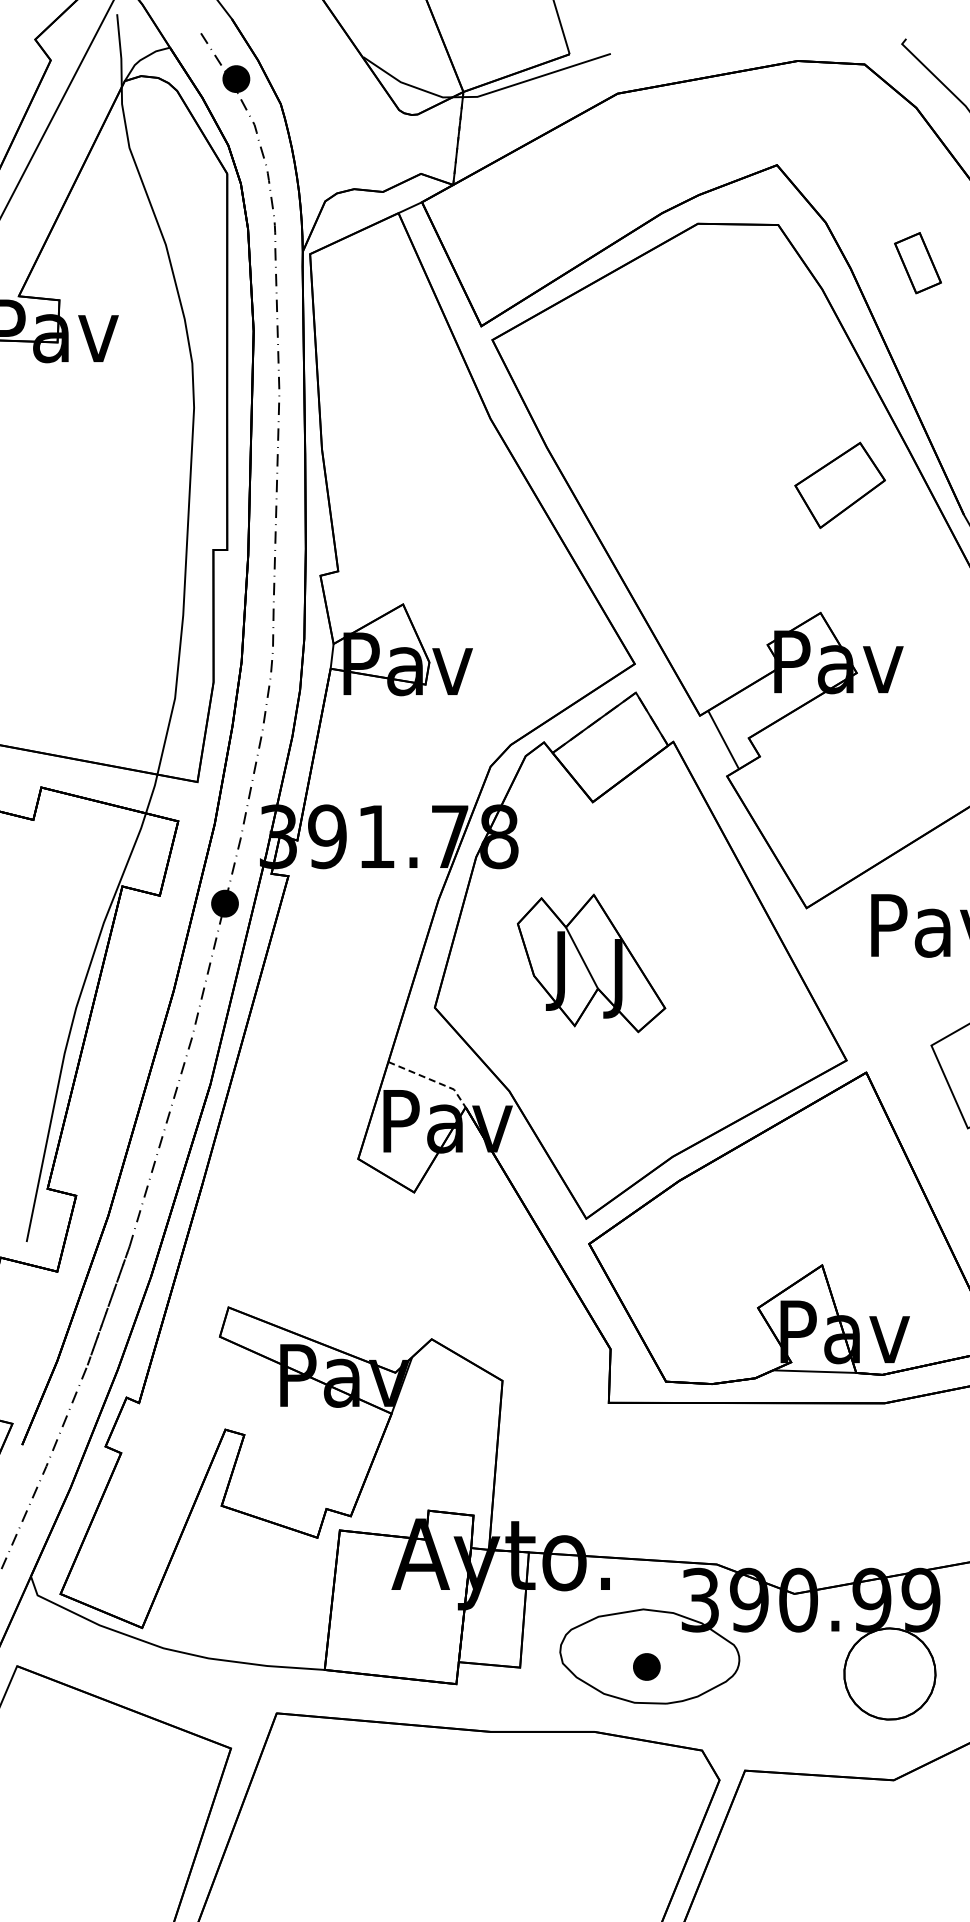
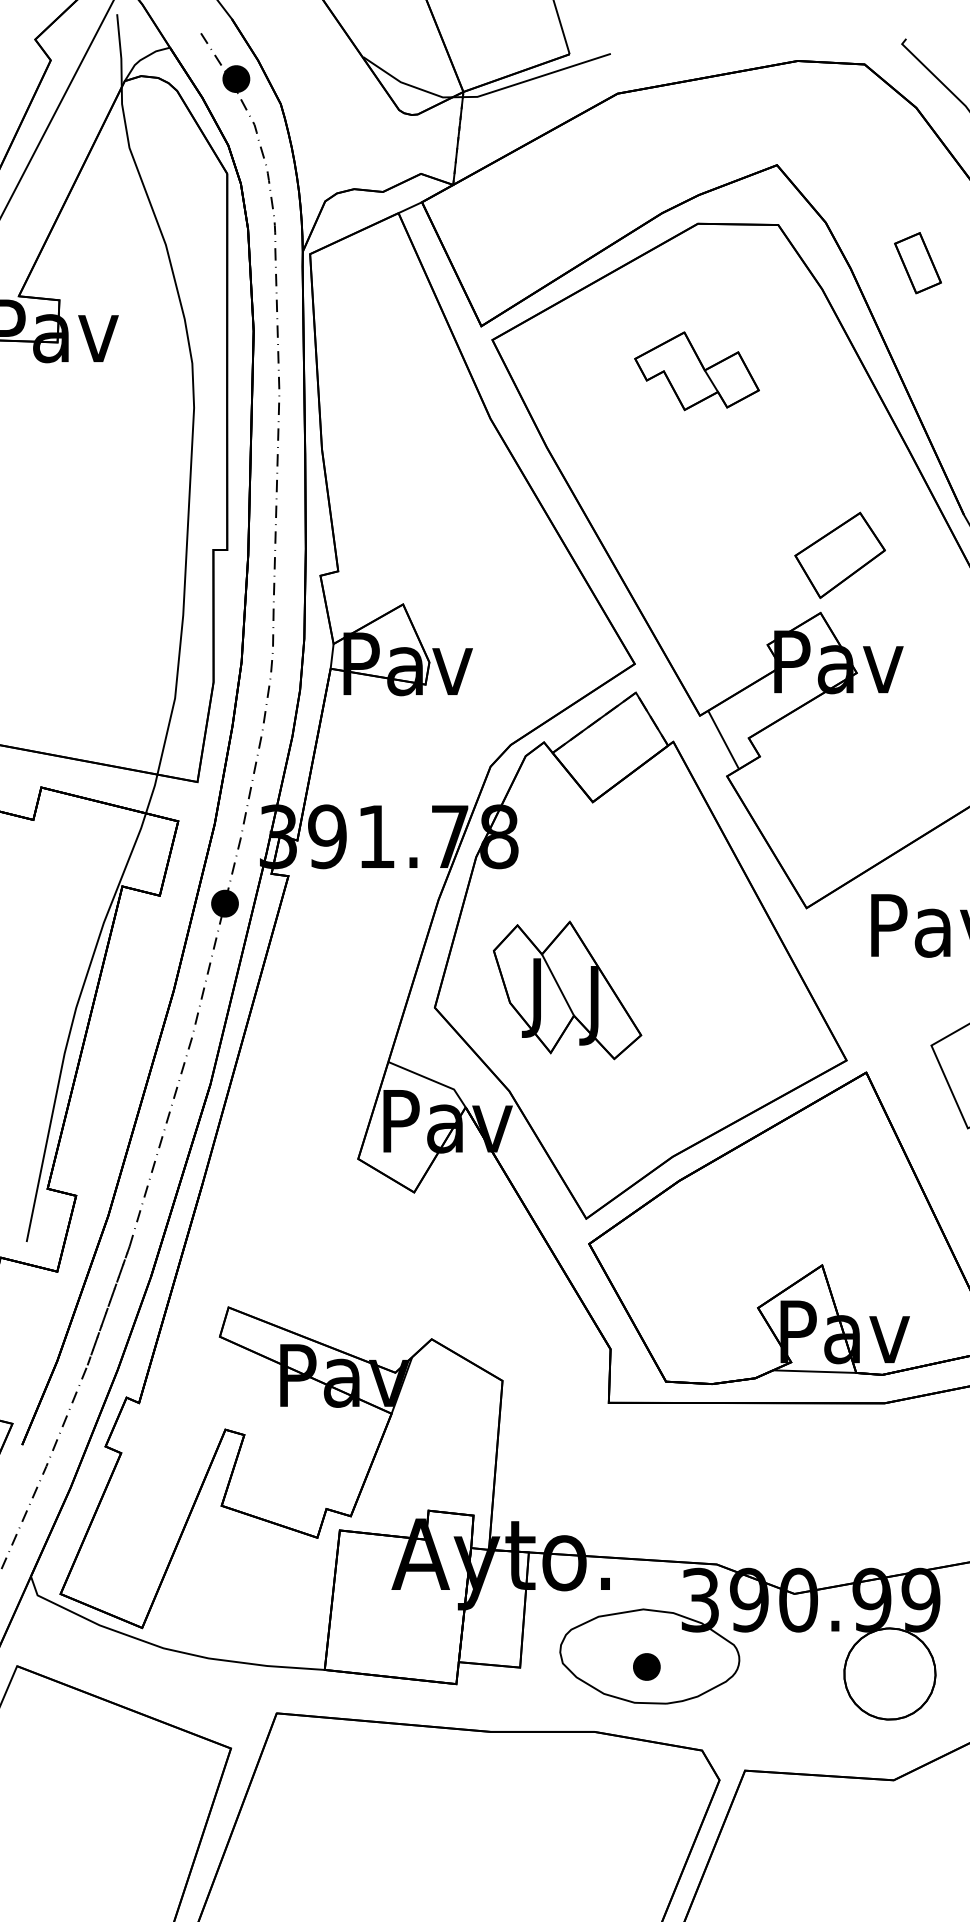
part: none -> present (696, 371)
part position: (839, 484) -> (839, 554) (839, 554)
part position: (591, 963) -> (567, 990) (567, 990)
line: dashed -> solid (432, 1080)
